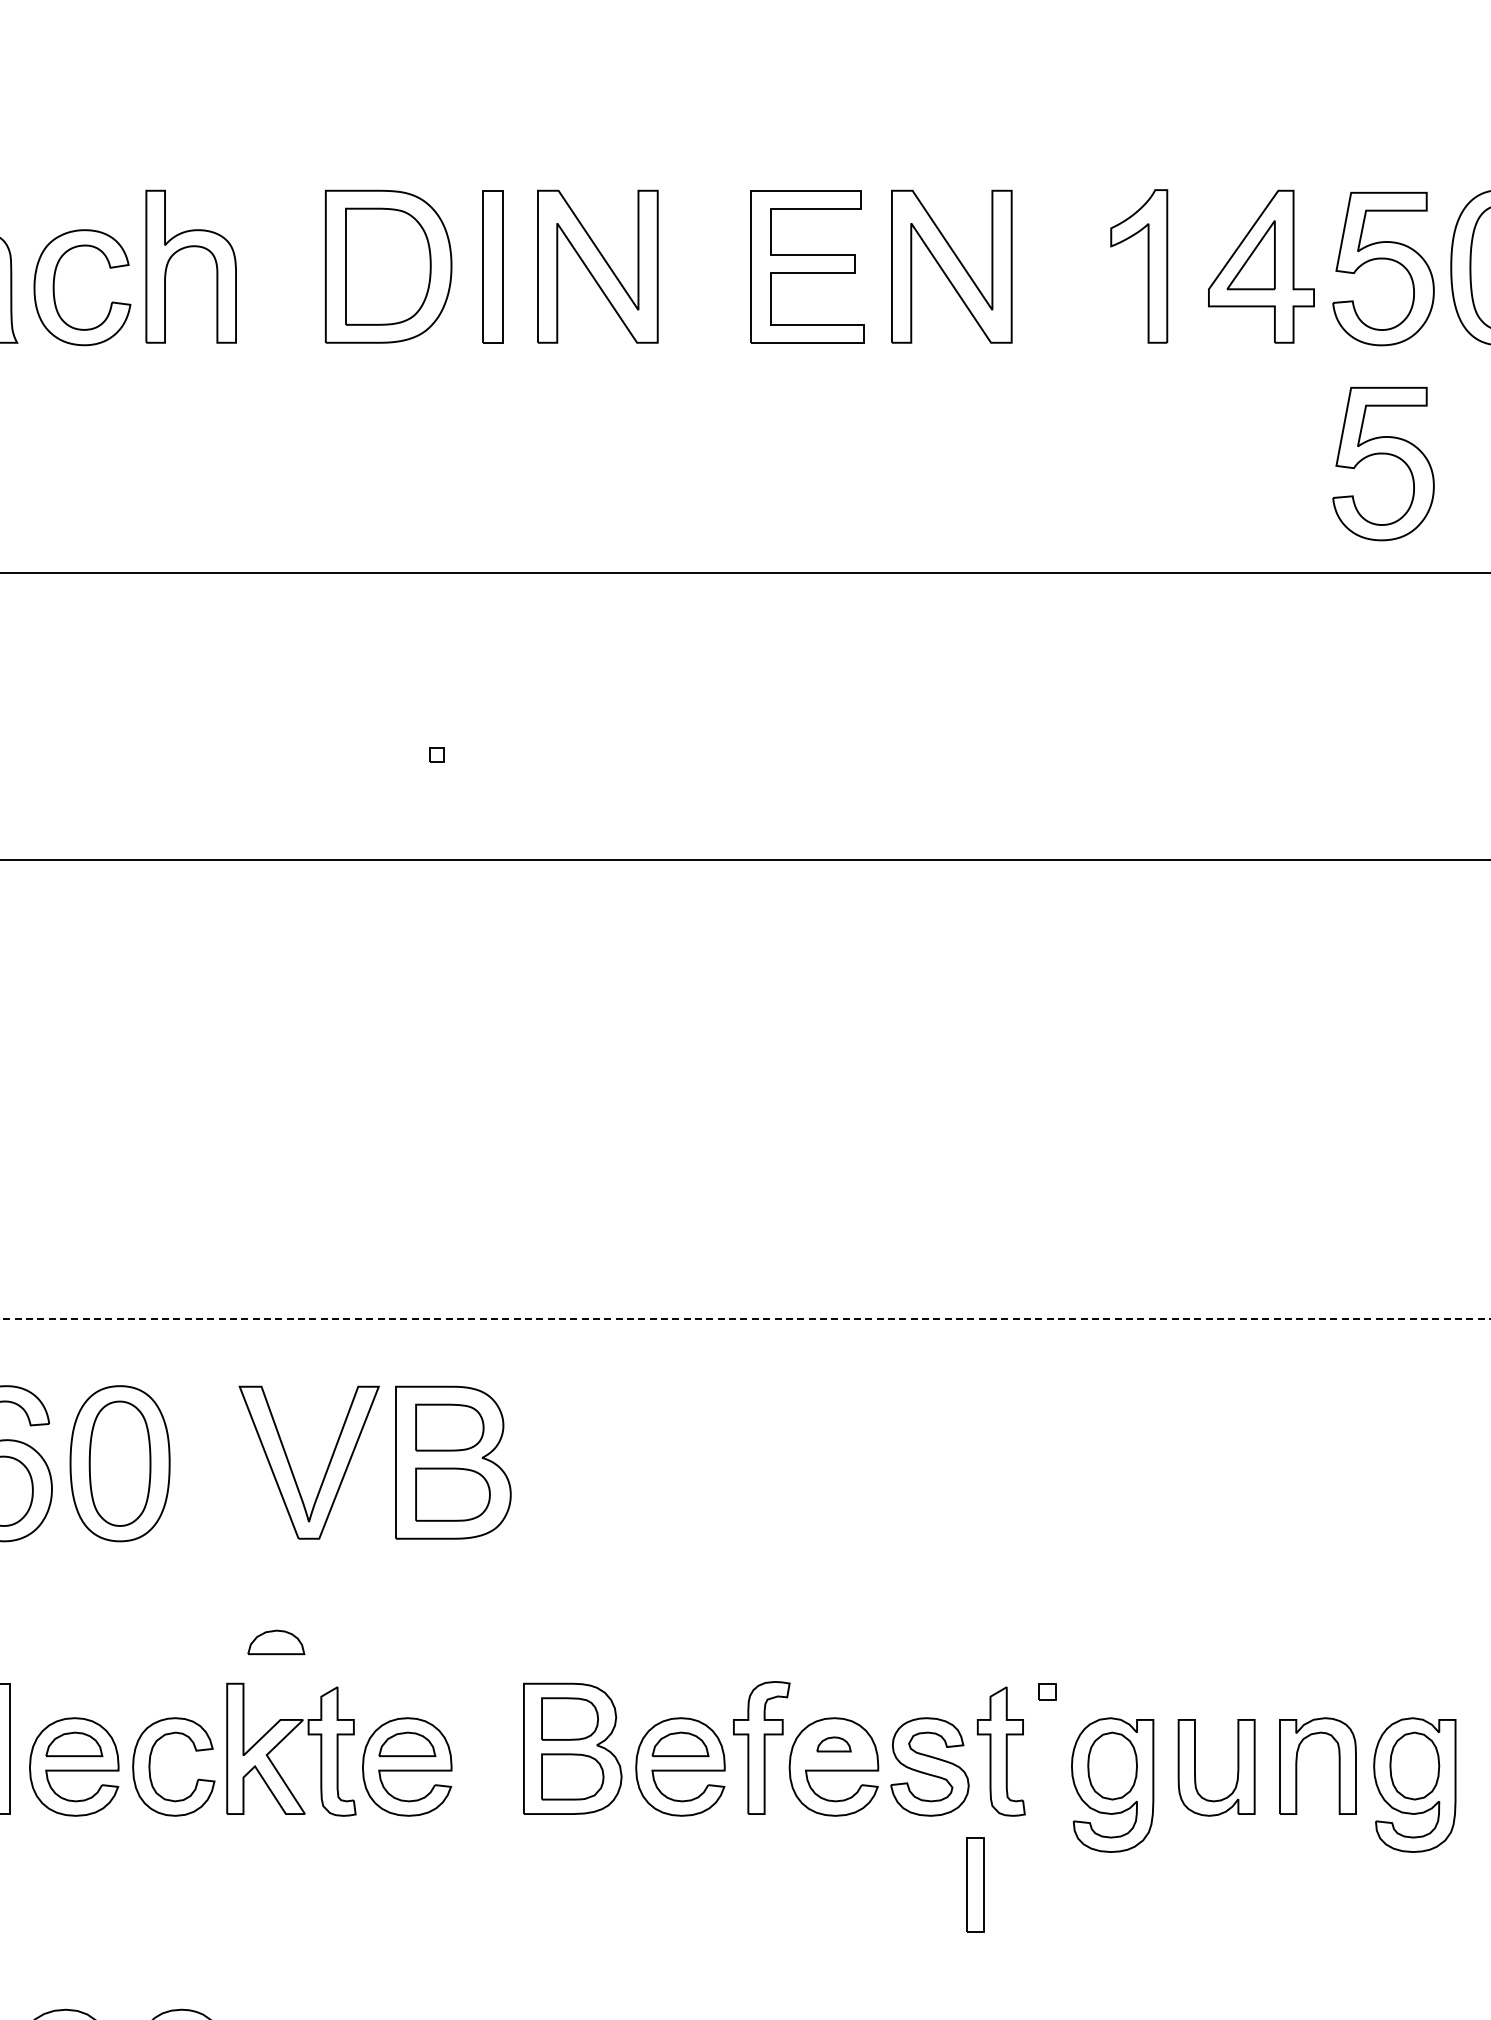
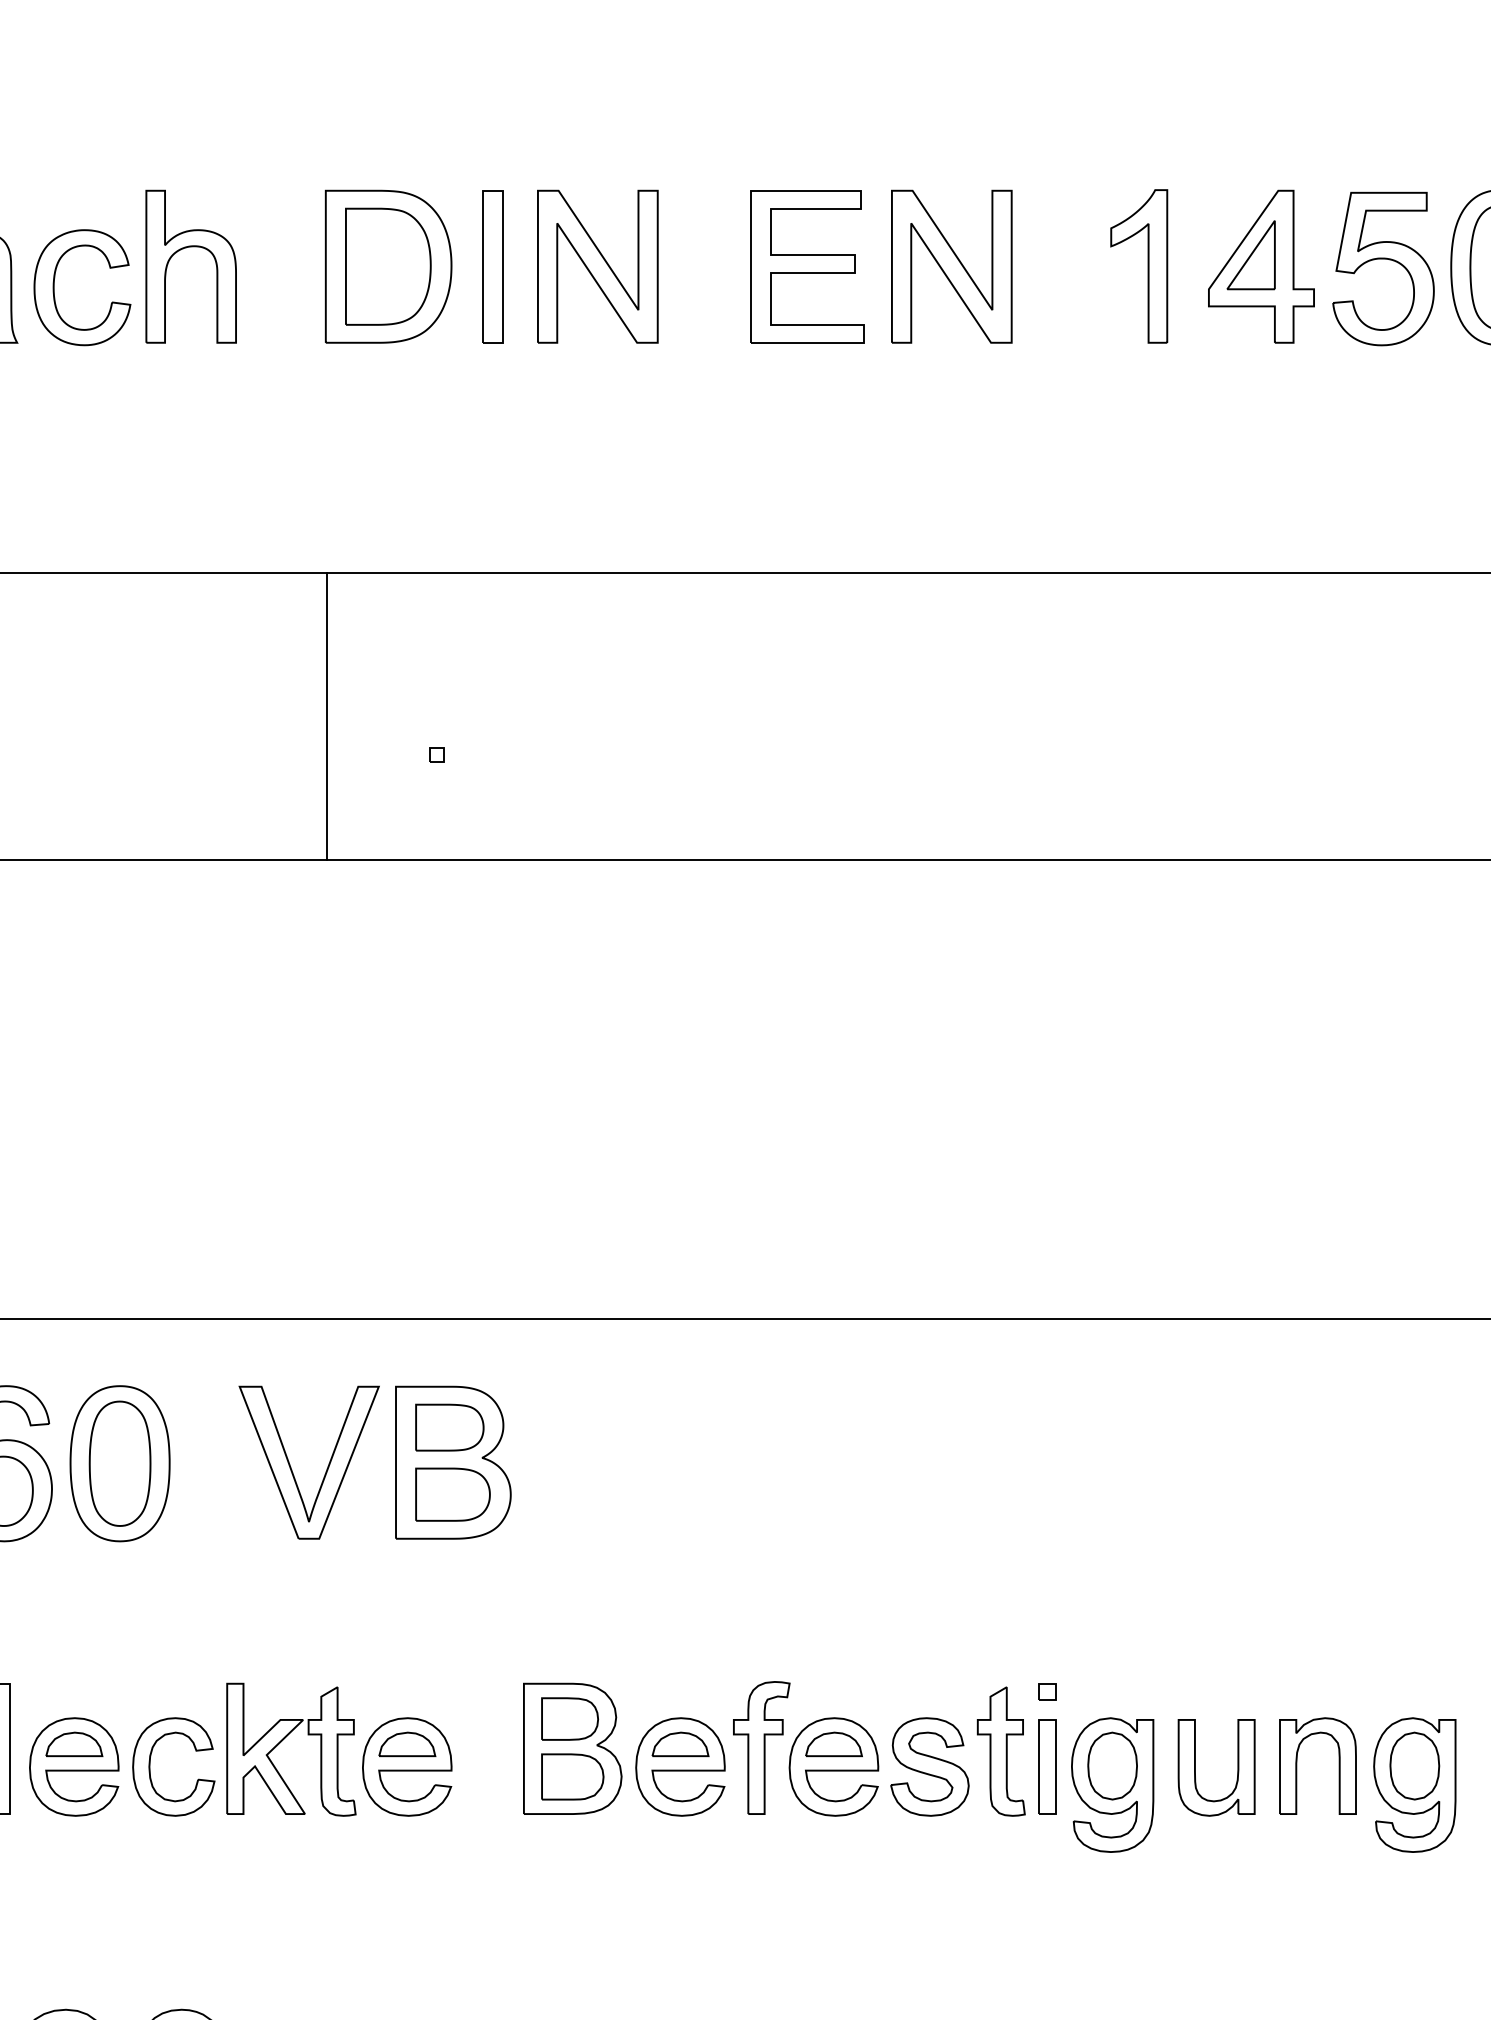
part: present -> none (1383, 454)
line: none -> present (327, 716)
line: dashed -> solid (745, 1319)
part: present -> none (276, 1642)
part size: 36x17 px -> 58x27 px (833, 1744)
part position: (975, 1884) -> (1047, 1766) (1047, 1766)
